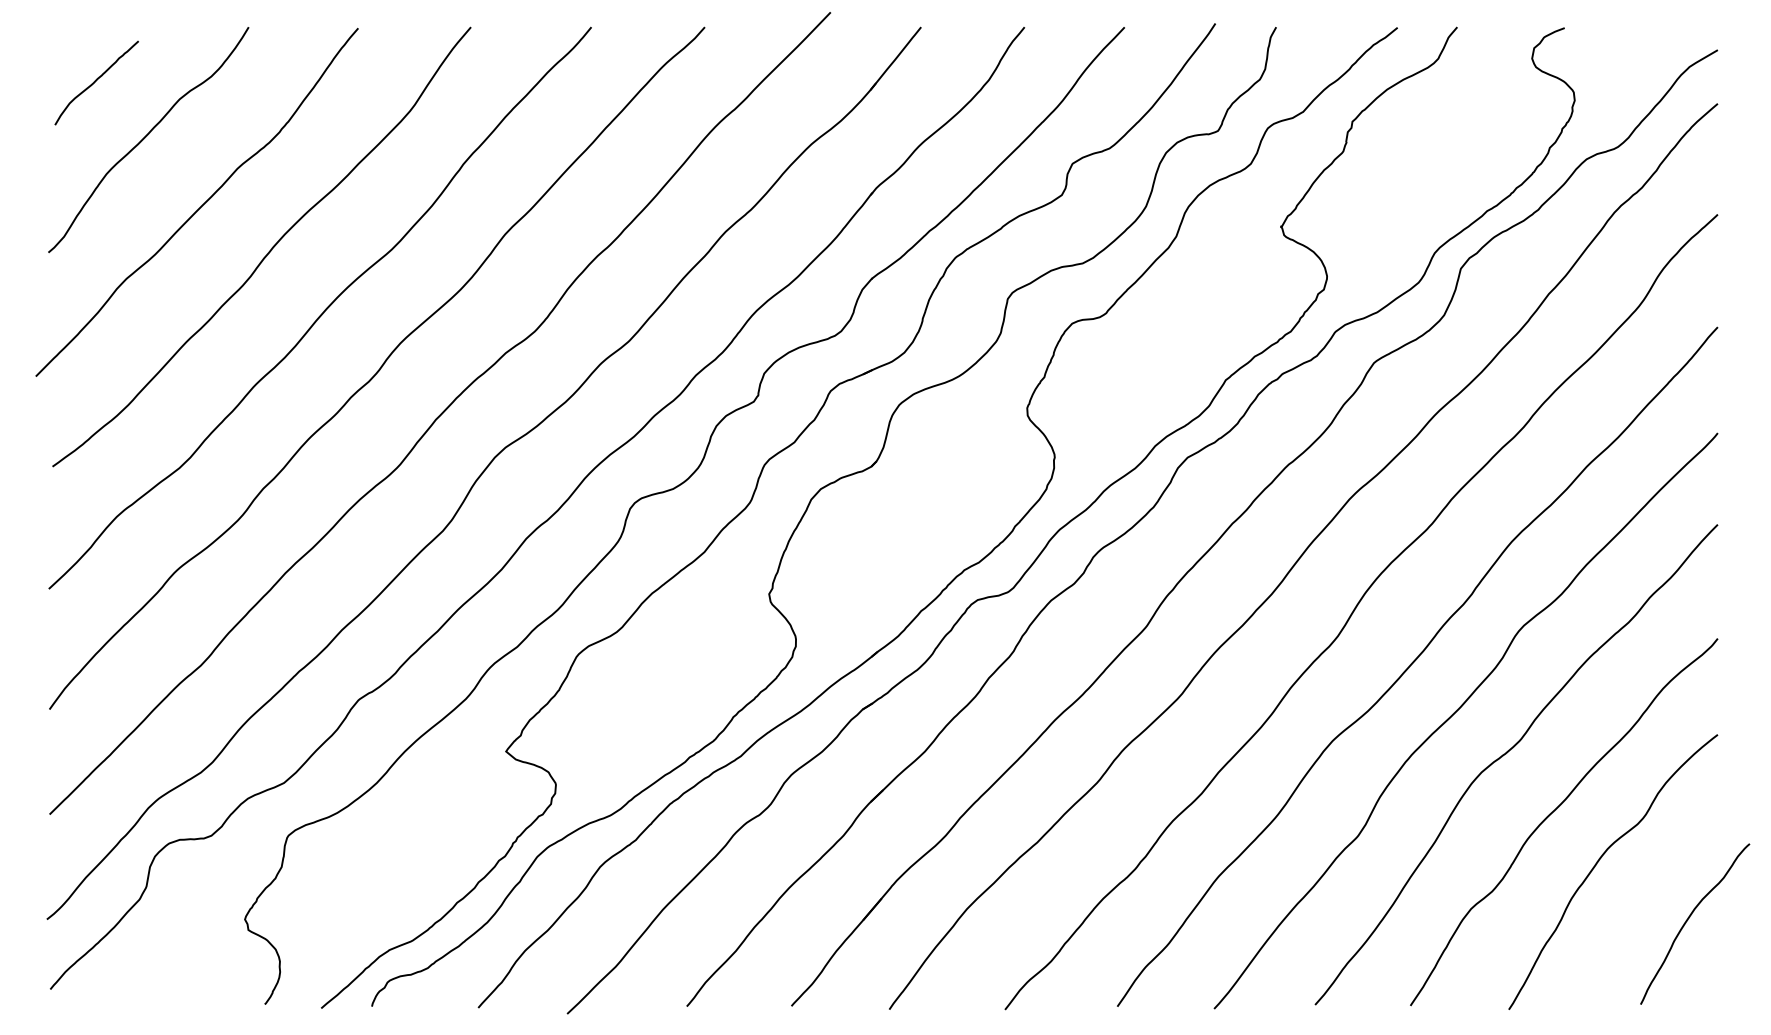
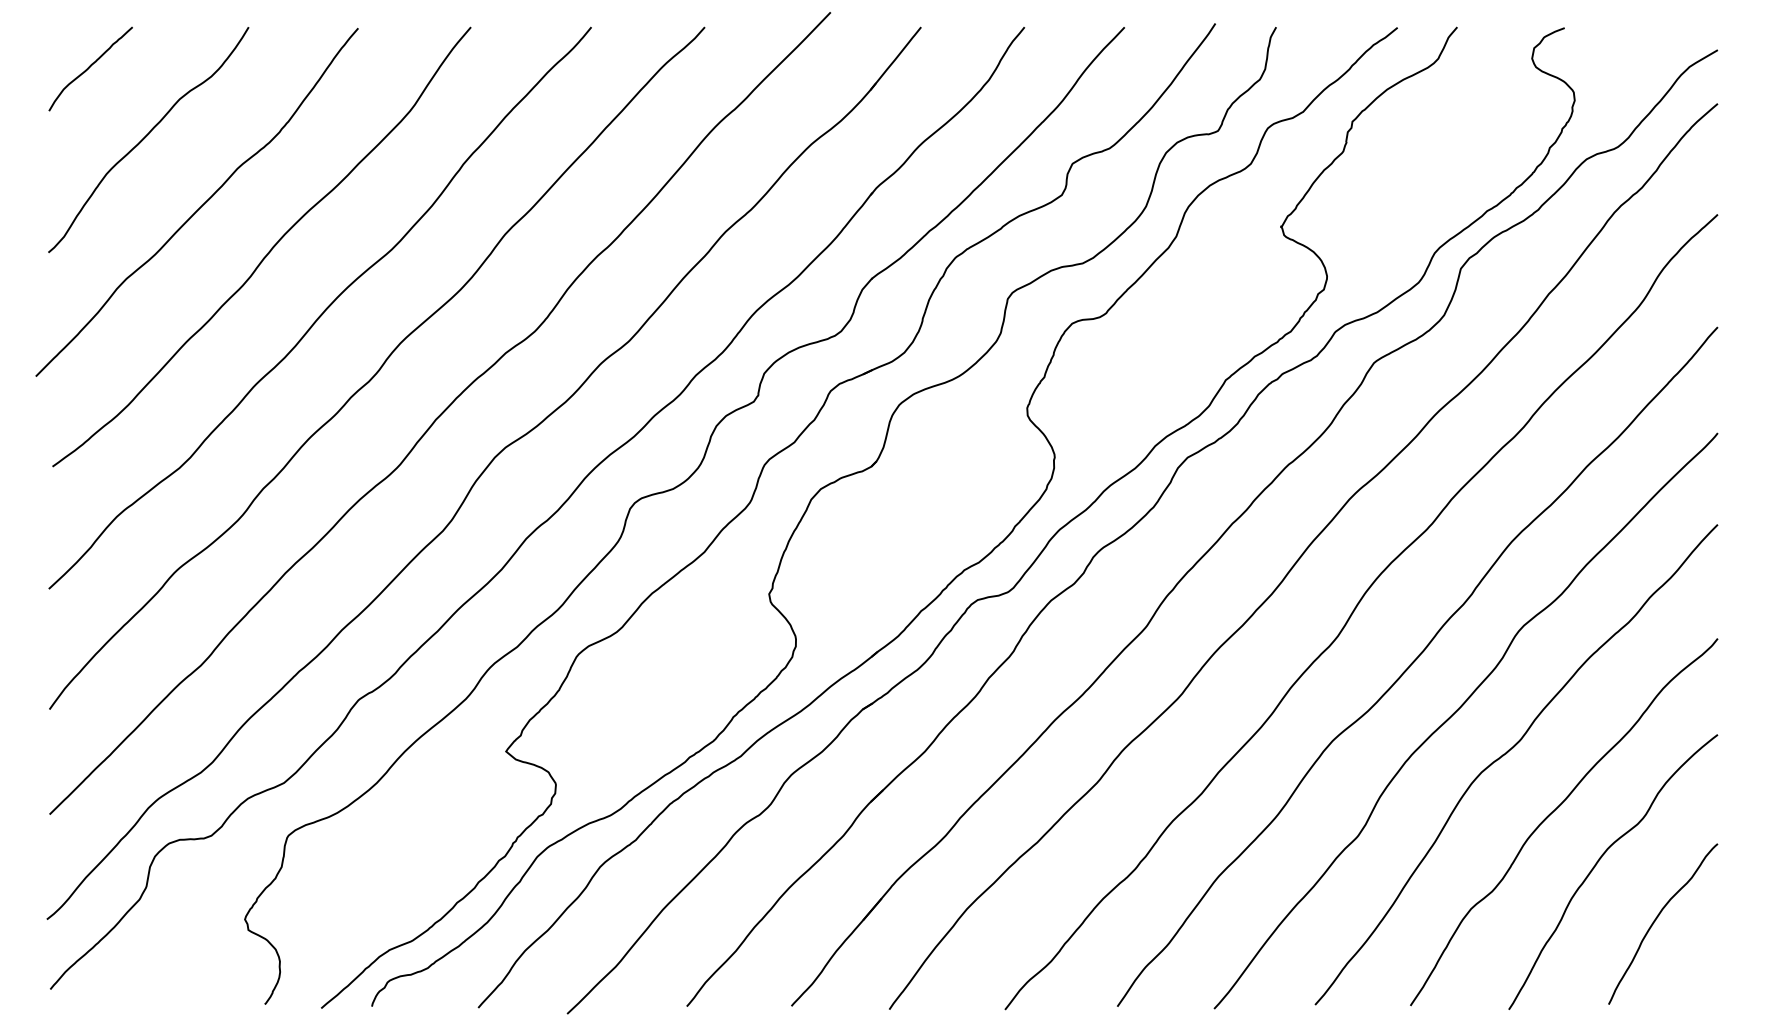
curve position: (96, 81) -> (90, 67) (90, 67)
curve position: (1688, 920) -> (1656, 920) (1656, 920)
